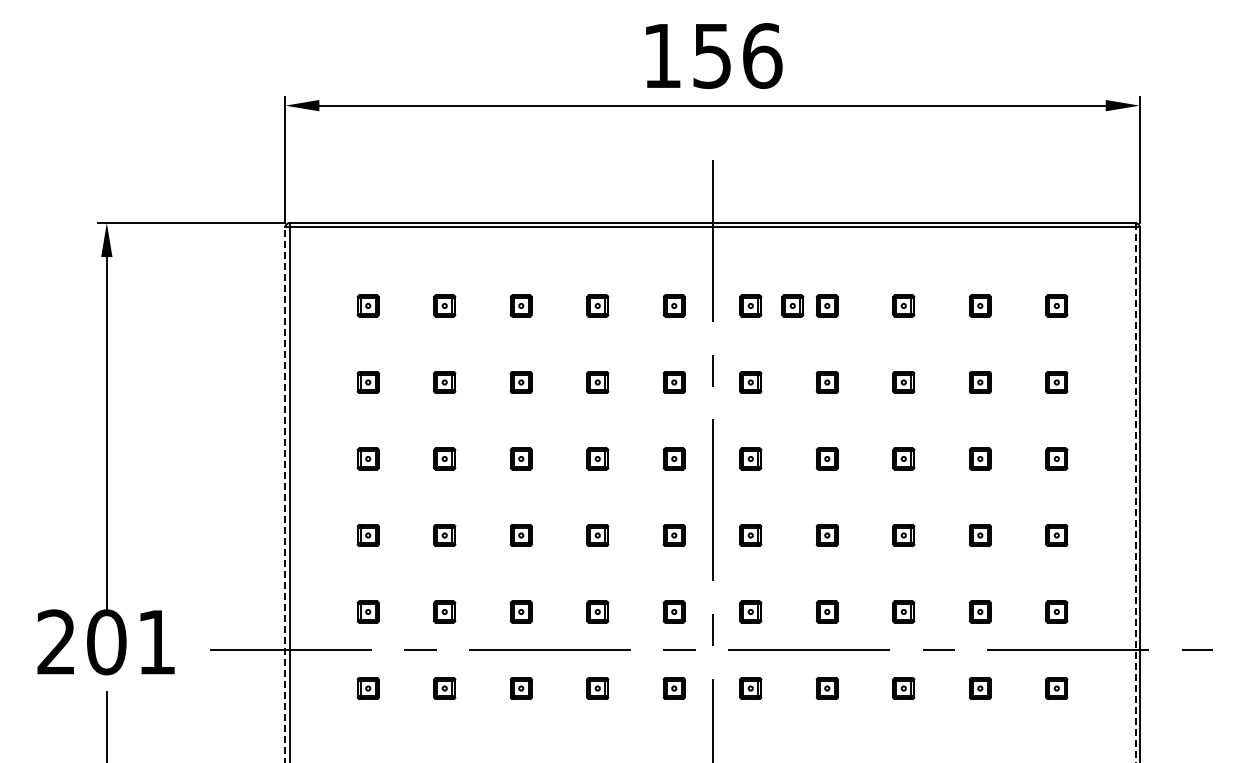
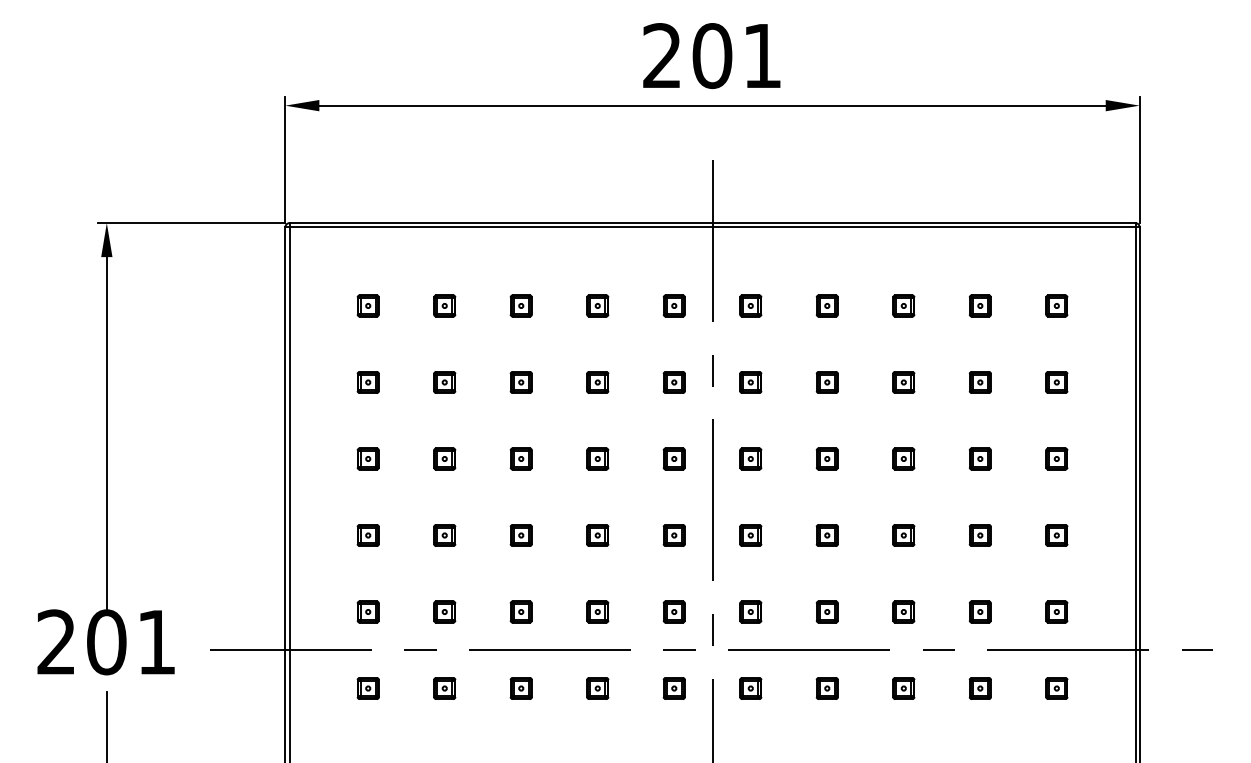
text: 156 -> 201 (712, 56)
part: present -> none (792, 305)
line: dashed -> solid (1135, 492)
line: dashed -> solid (285, 494)
